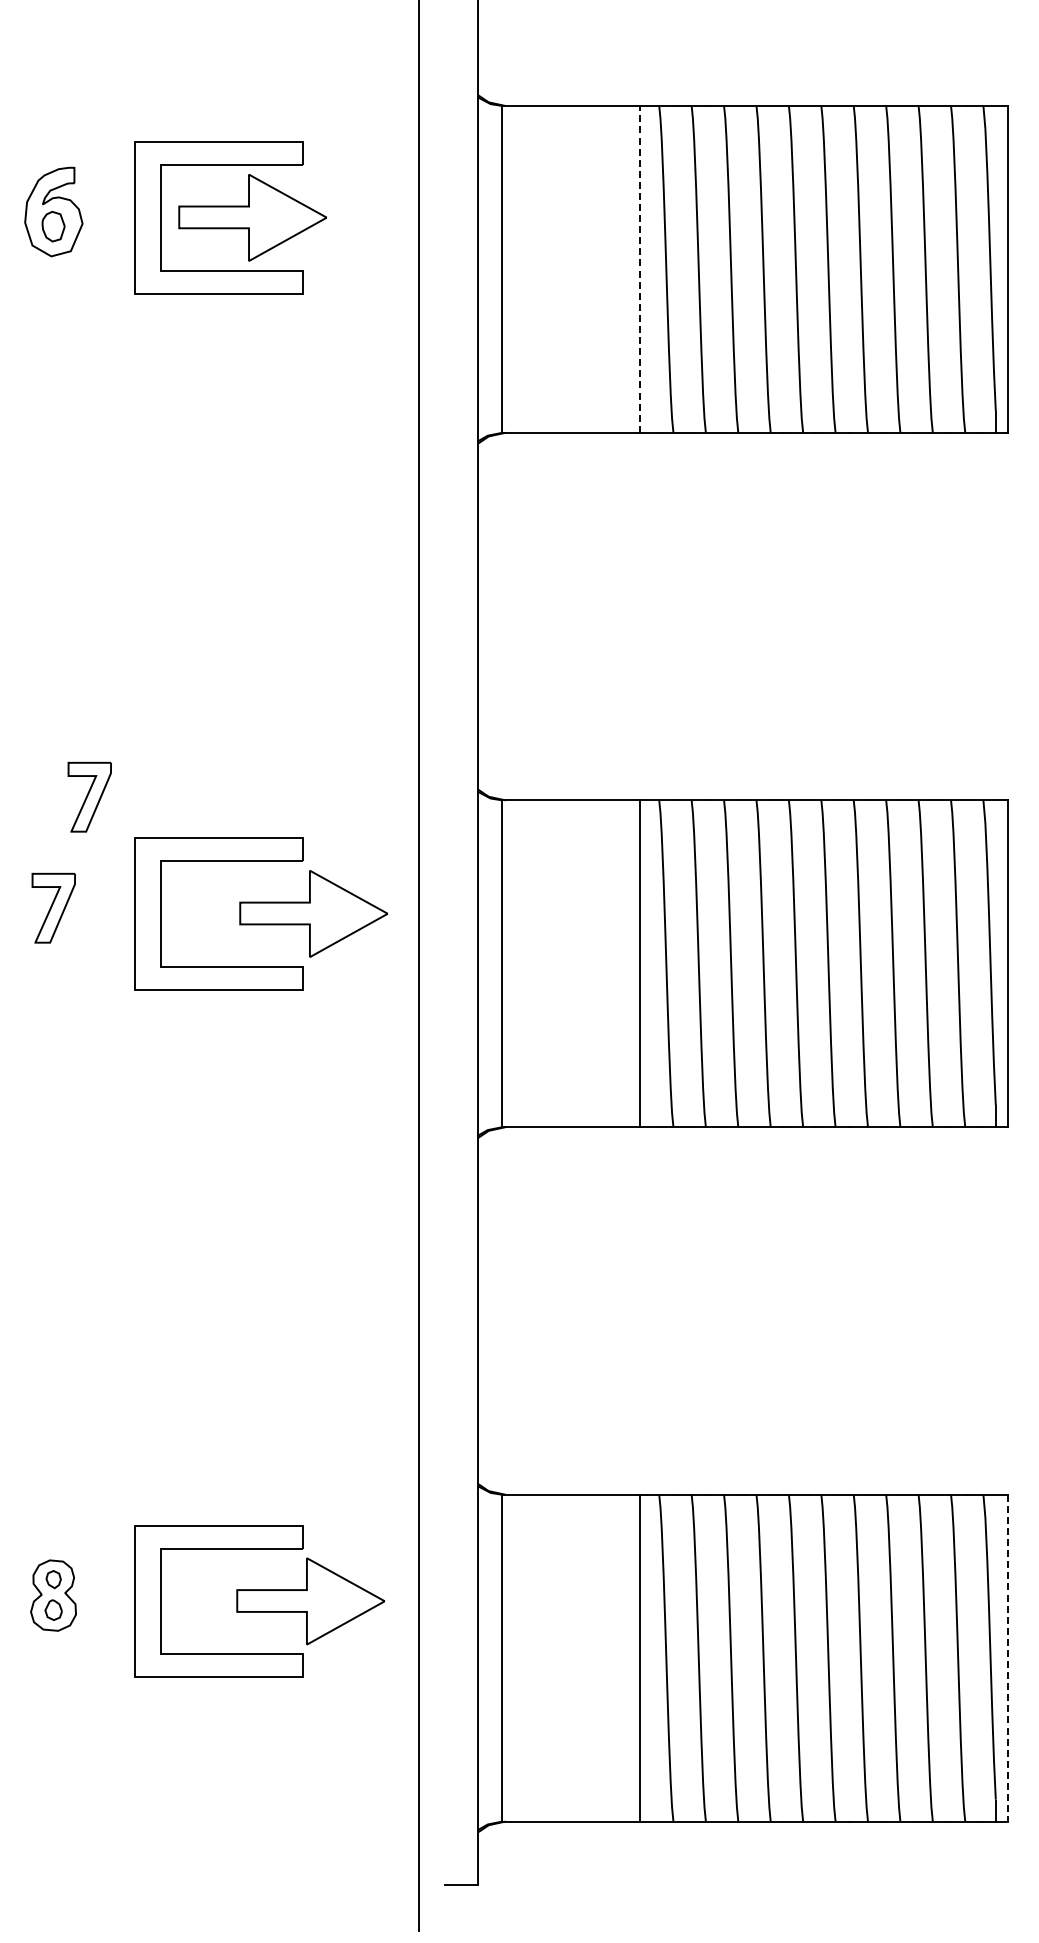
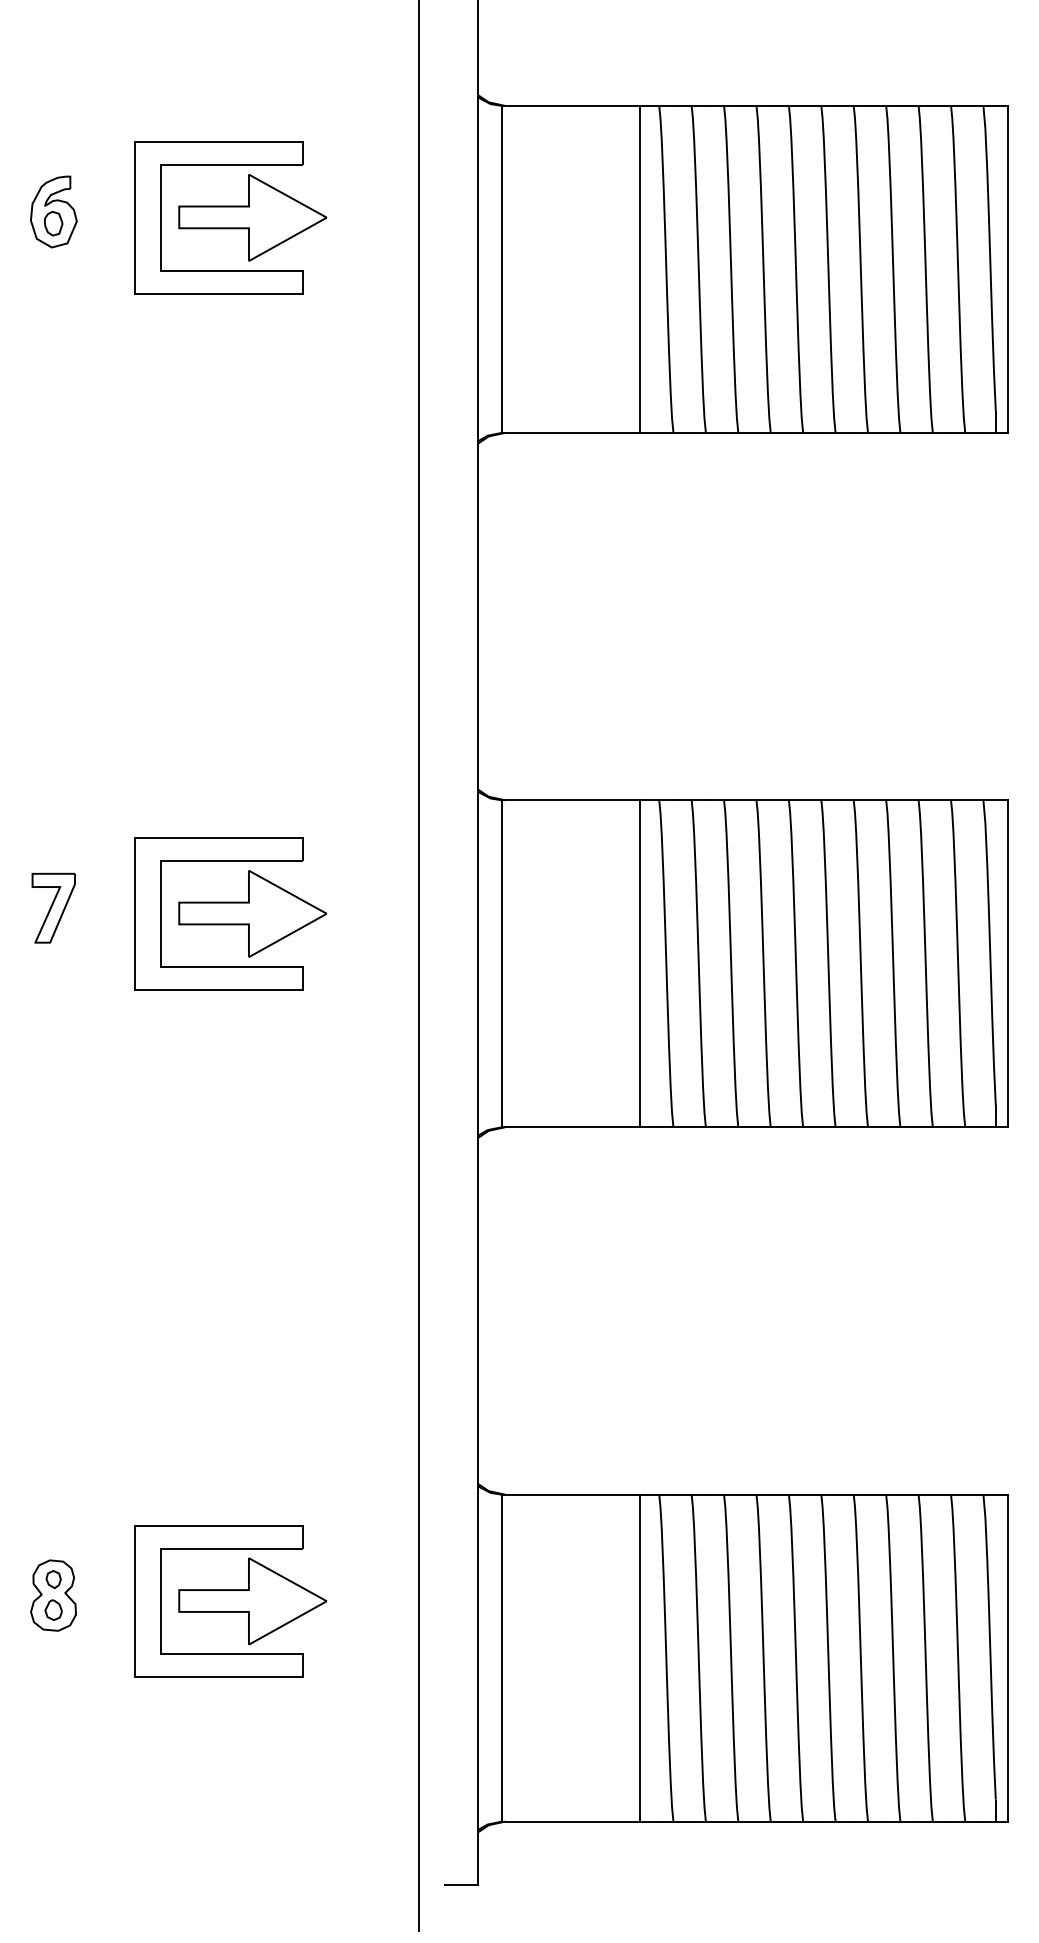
part size: 60x92 px -> 48x74 px (53, 211)
line: dashed -> solid (640, 268)
part: present -> none (89, 796)
part position: (313, 913) -> (252, 913) (252, 913)
part position: (310, 1601) -> (252, 1601) (252, 1601)
line: dashed -> solid (1008, 1658)
